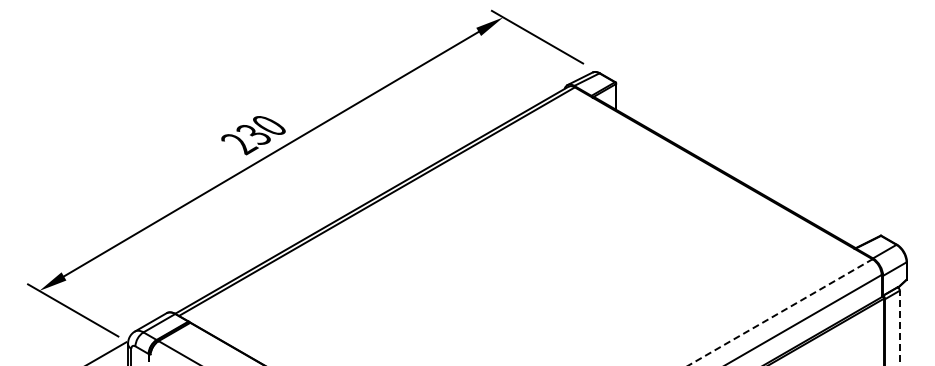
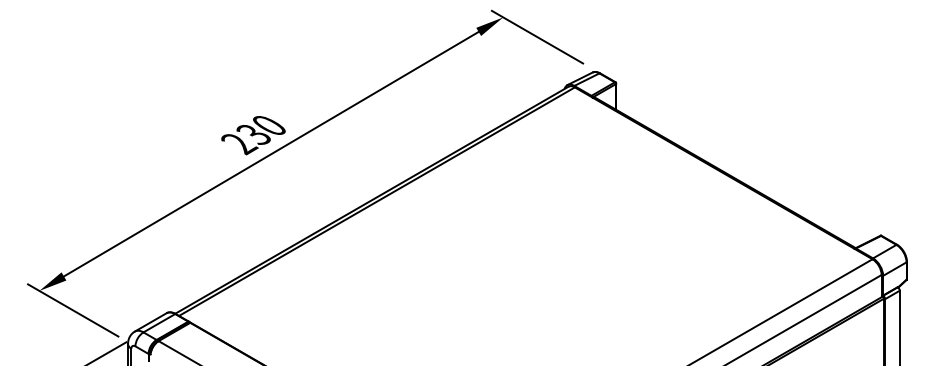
line: dashed -> solid (780, 312)
line: dashed -> solid (899, 327)
